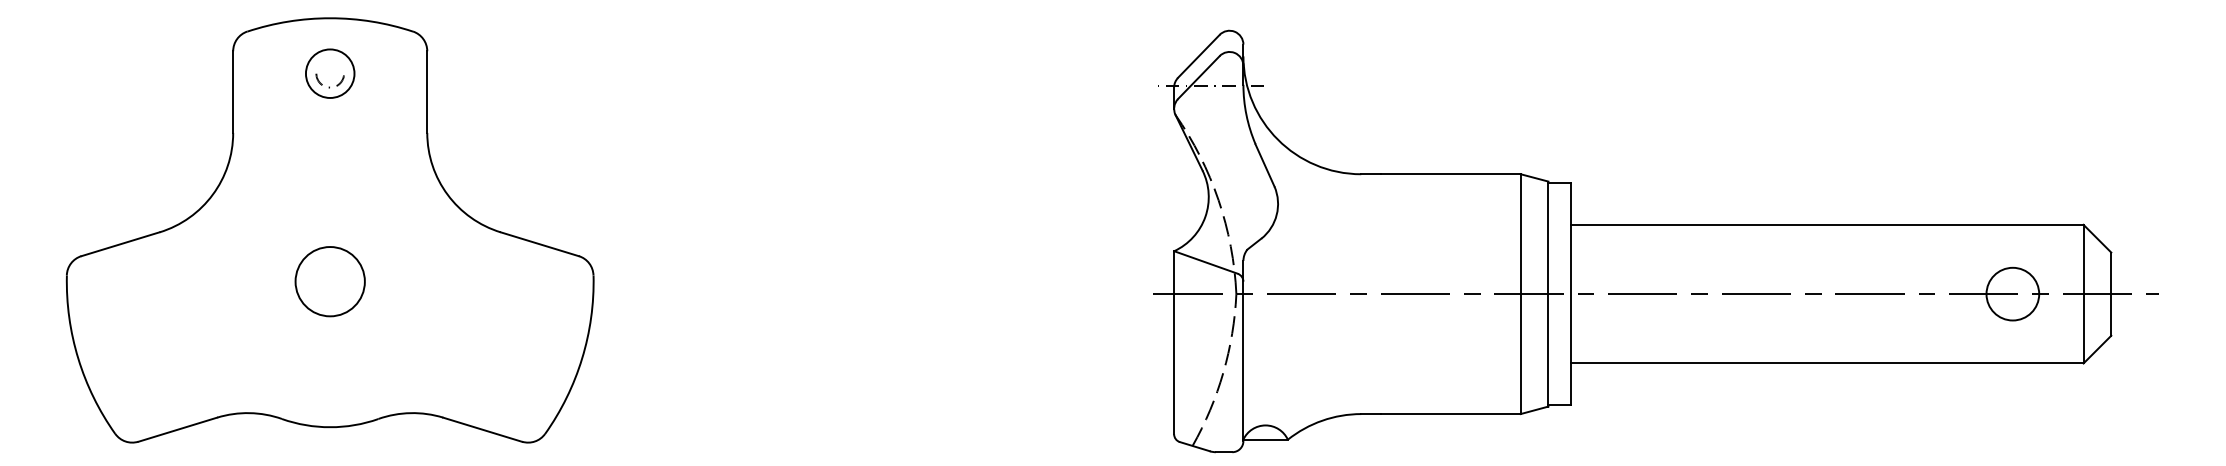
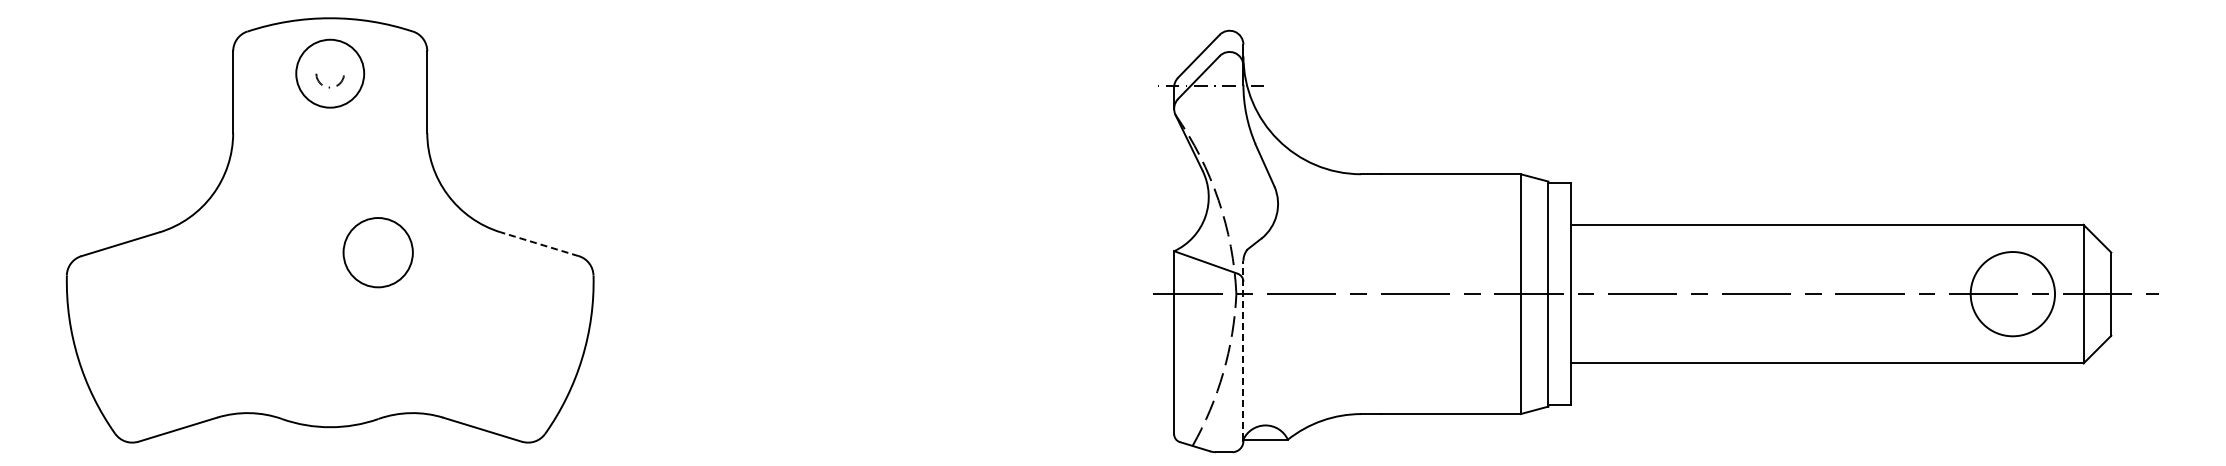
circle diameter: 49 px -> 68 px (330, 73)
line: solid -> dashed (539, 244)
circle position: (329, 281) -> (377, 252) (377, 252)
circle diameter: 53 px -> 84 px (2012, 294)
line: solid -> dashed (1243, 349)
